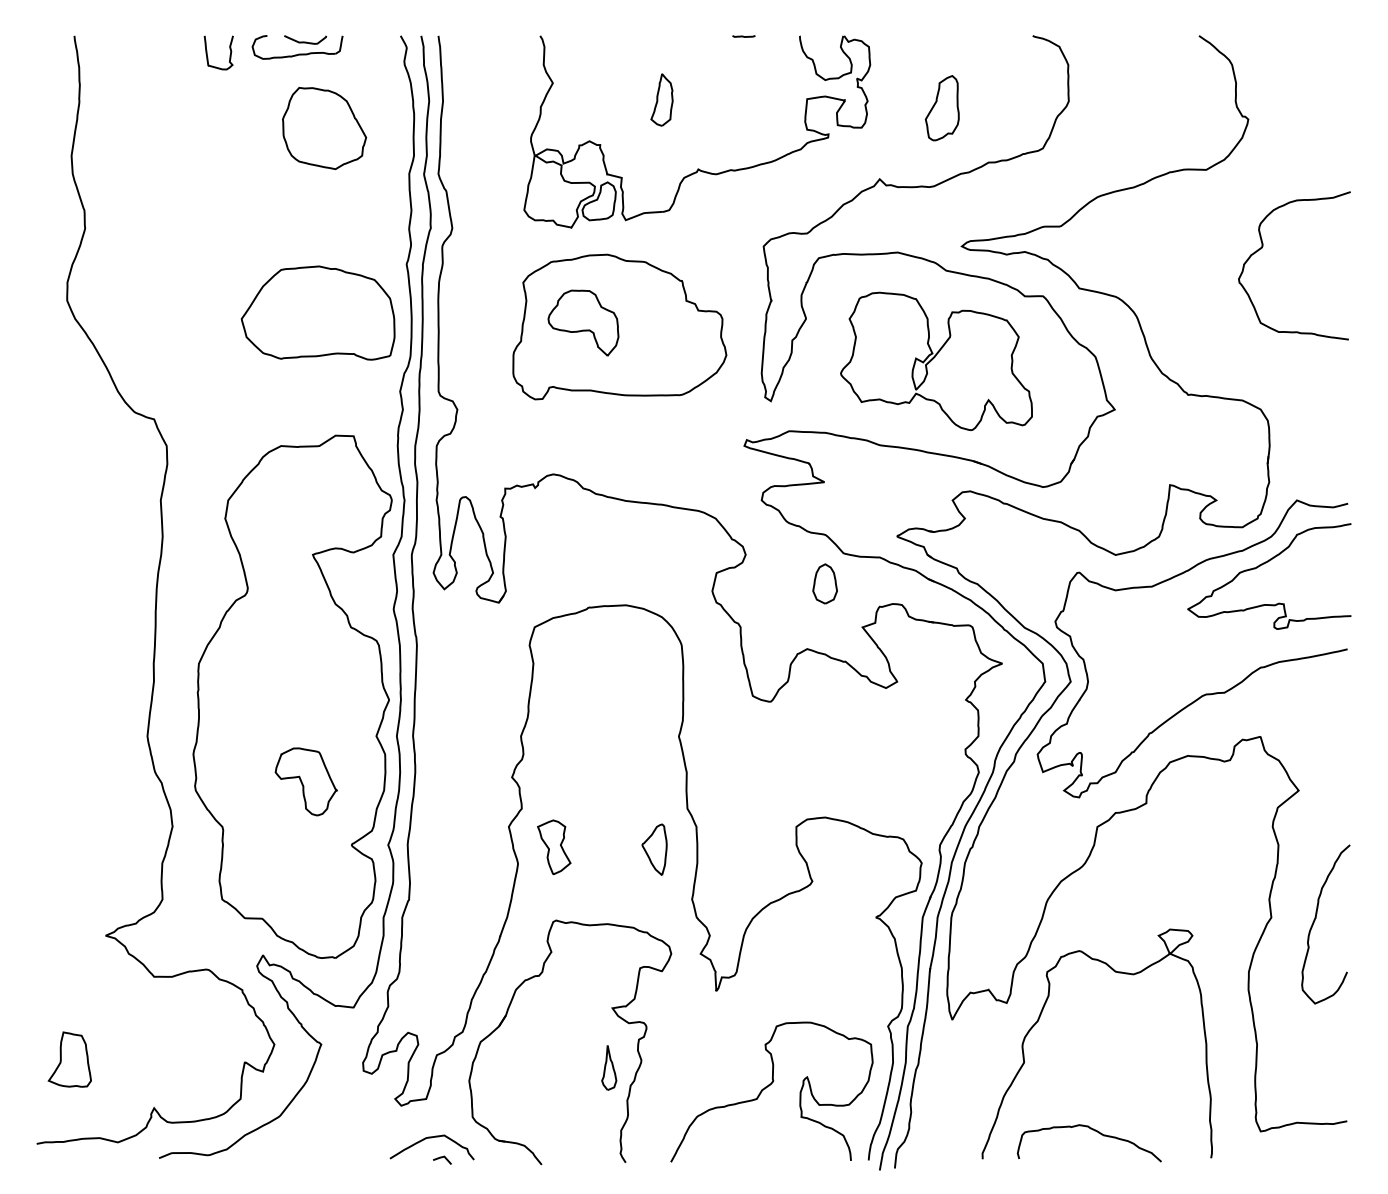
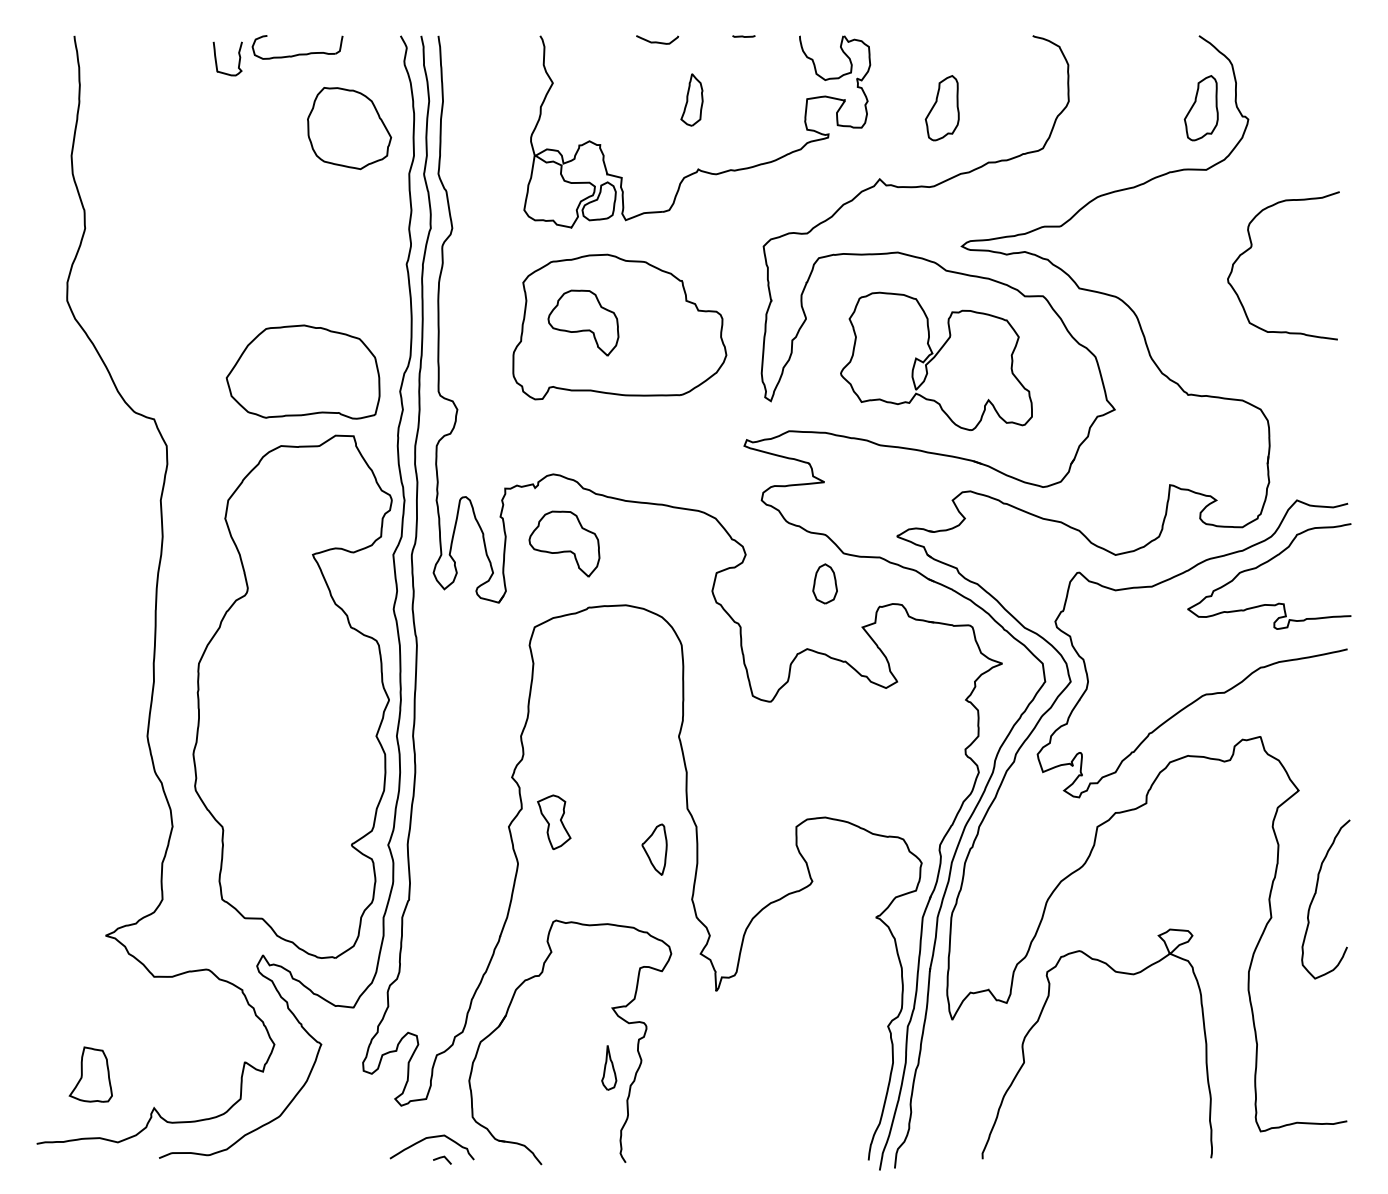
curve position: (305, 41) -> (657, 41) (657, 41)
curve position: (207, 52) -> (216, 58) (216, 58)
part position: (661, 99) -> (691, 99) (691, 99)
part: none -> present (1200, 108)
part position: (324, 128) -> (349, 128) (349, 128)
curve position: (1262, 248) -> (1251, 248) (1251, 248)
part position: (317, 312) -> (302, 371) (302, 371)
part: none -> present (564, 543)
part: present -> none (305, 781)
part position: (554, 847) -> (554, 822) (554, 822)
curve position: (1315, 920) -> (1315, 895) (1315, 895)
part position: (69, 1059) -> (90, 1074) (90, 1074)
curve: present -> none (769, 1086)
curve: present -> none (1094, 1131)
